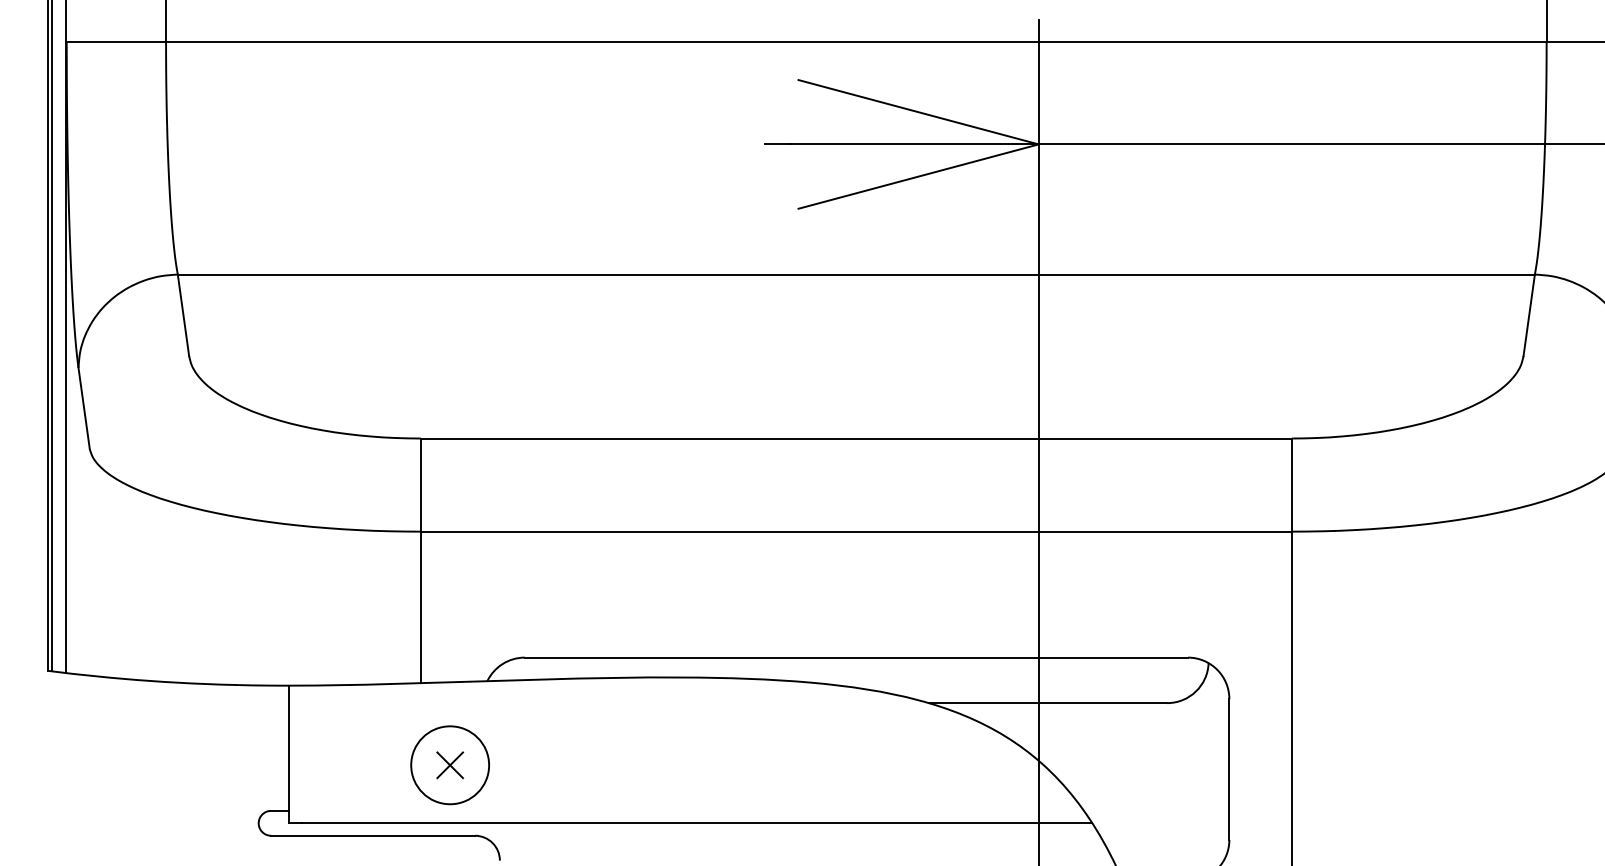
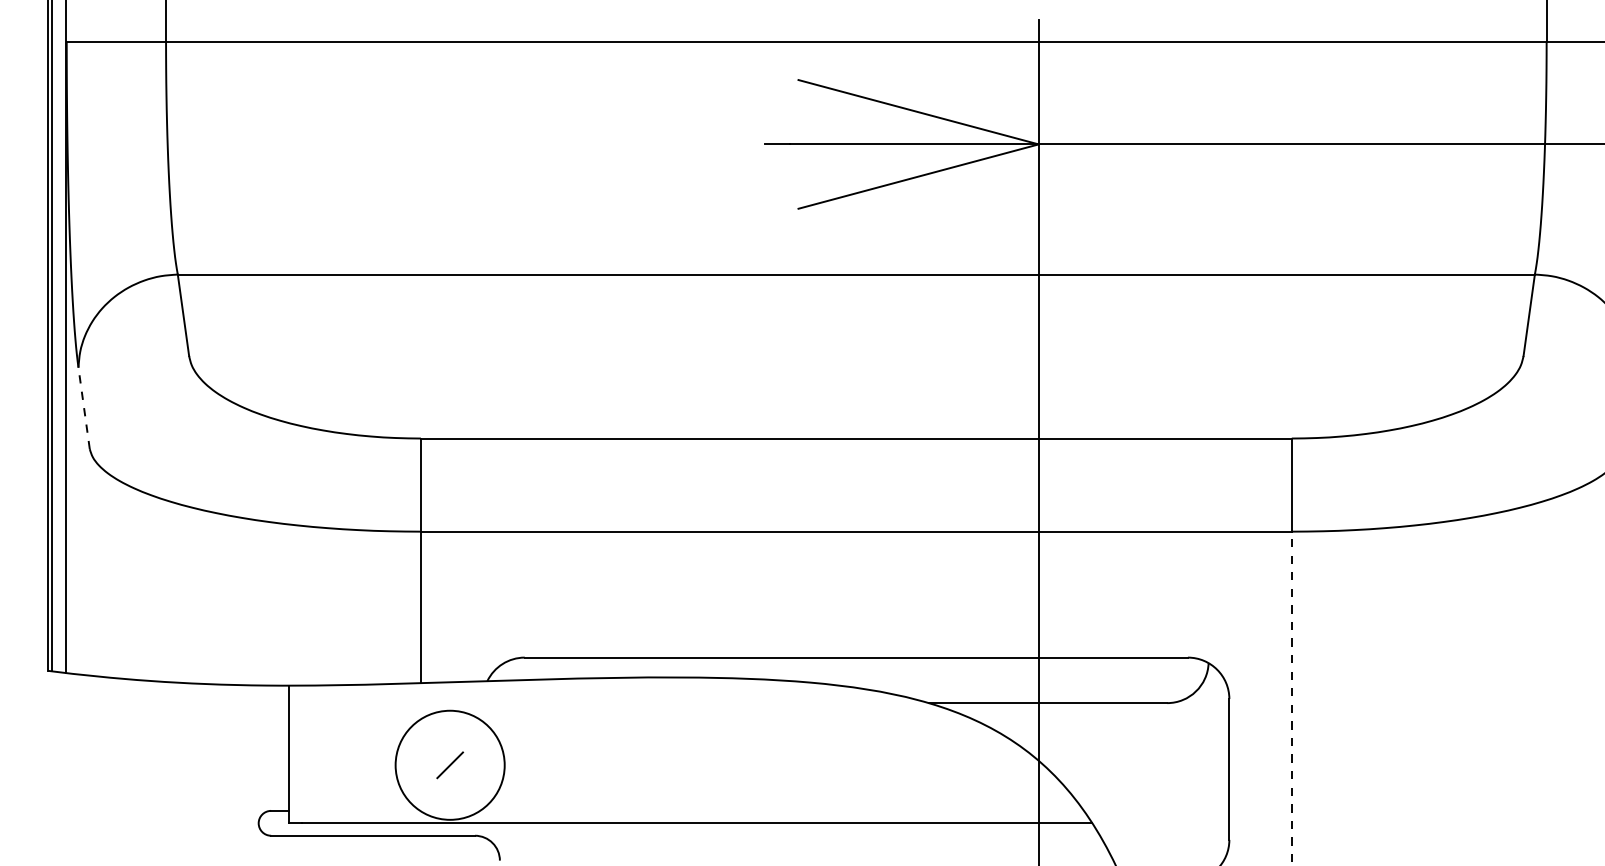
line: solid -> dashed (84, 407)
line: solid -> dashed (1291, 698)
line: present -> none (449, 765)
circle diameter: 78 px -> 109 px (449, 764)
